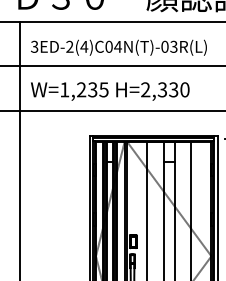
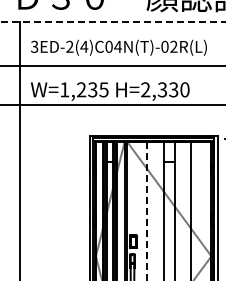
line: solid -> dashed (113, 21)
text: 3ED-2(4)C04N(T)-03R(L) -> 3ED-2(4)C04N(T)-02R(L) (173, 46)
line position: (112, 110) -> (112, 104) (112, 104)
line: solid -> dashed (146, 211)
